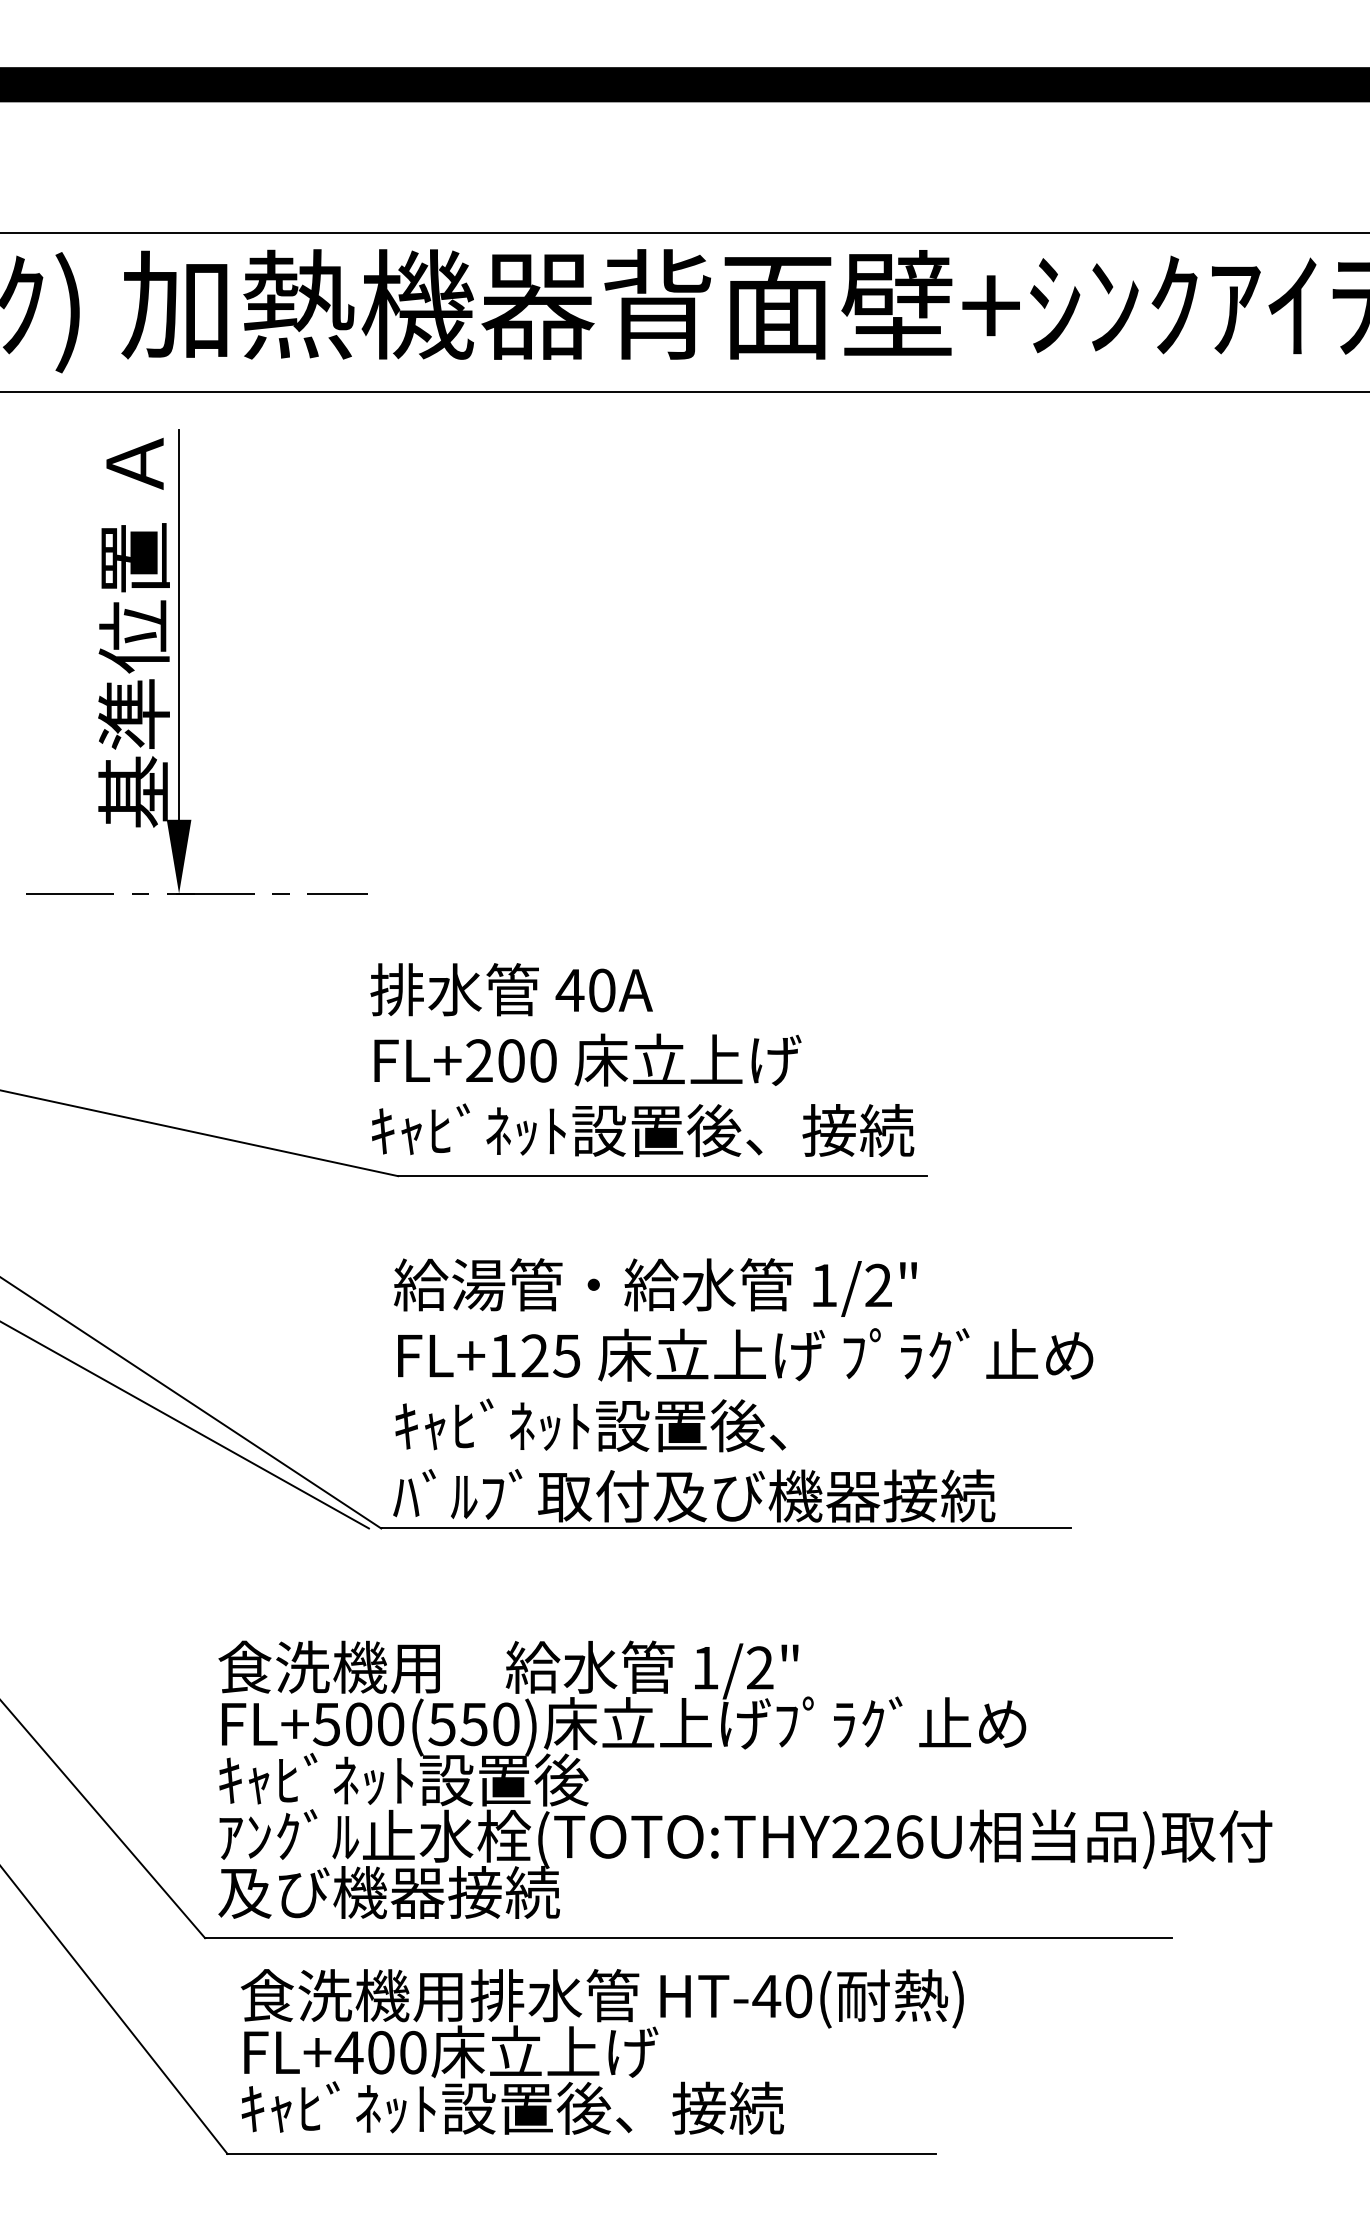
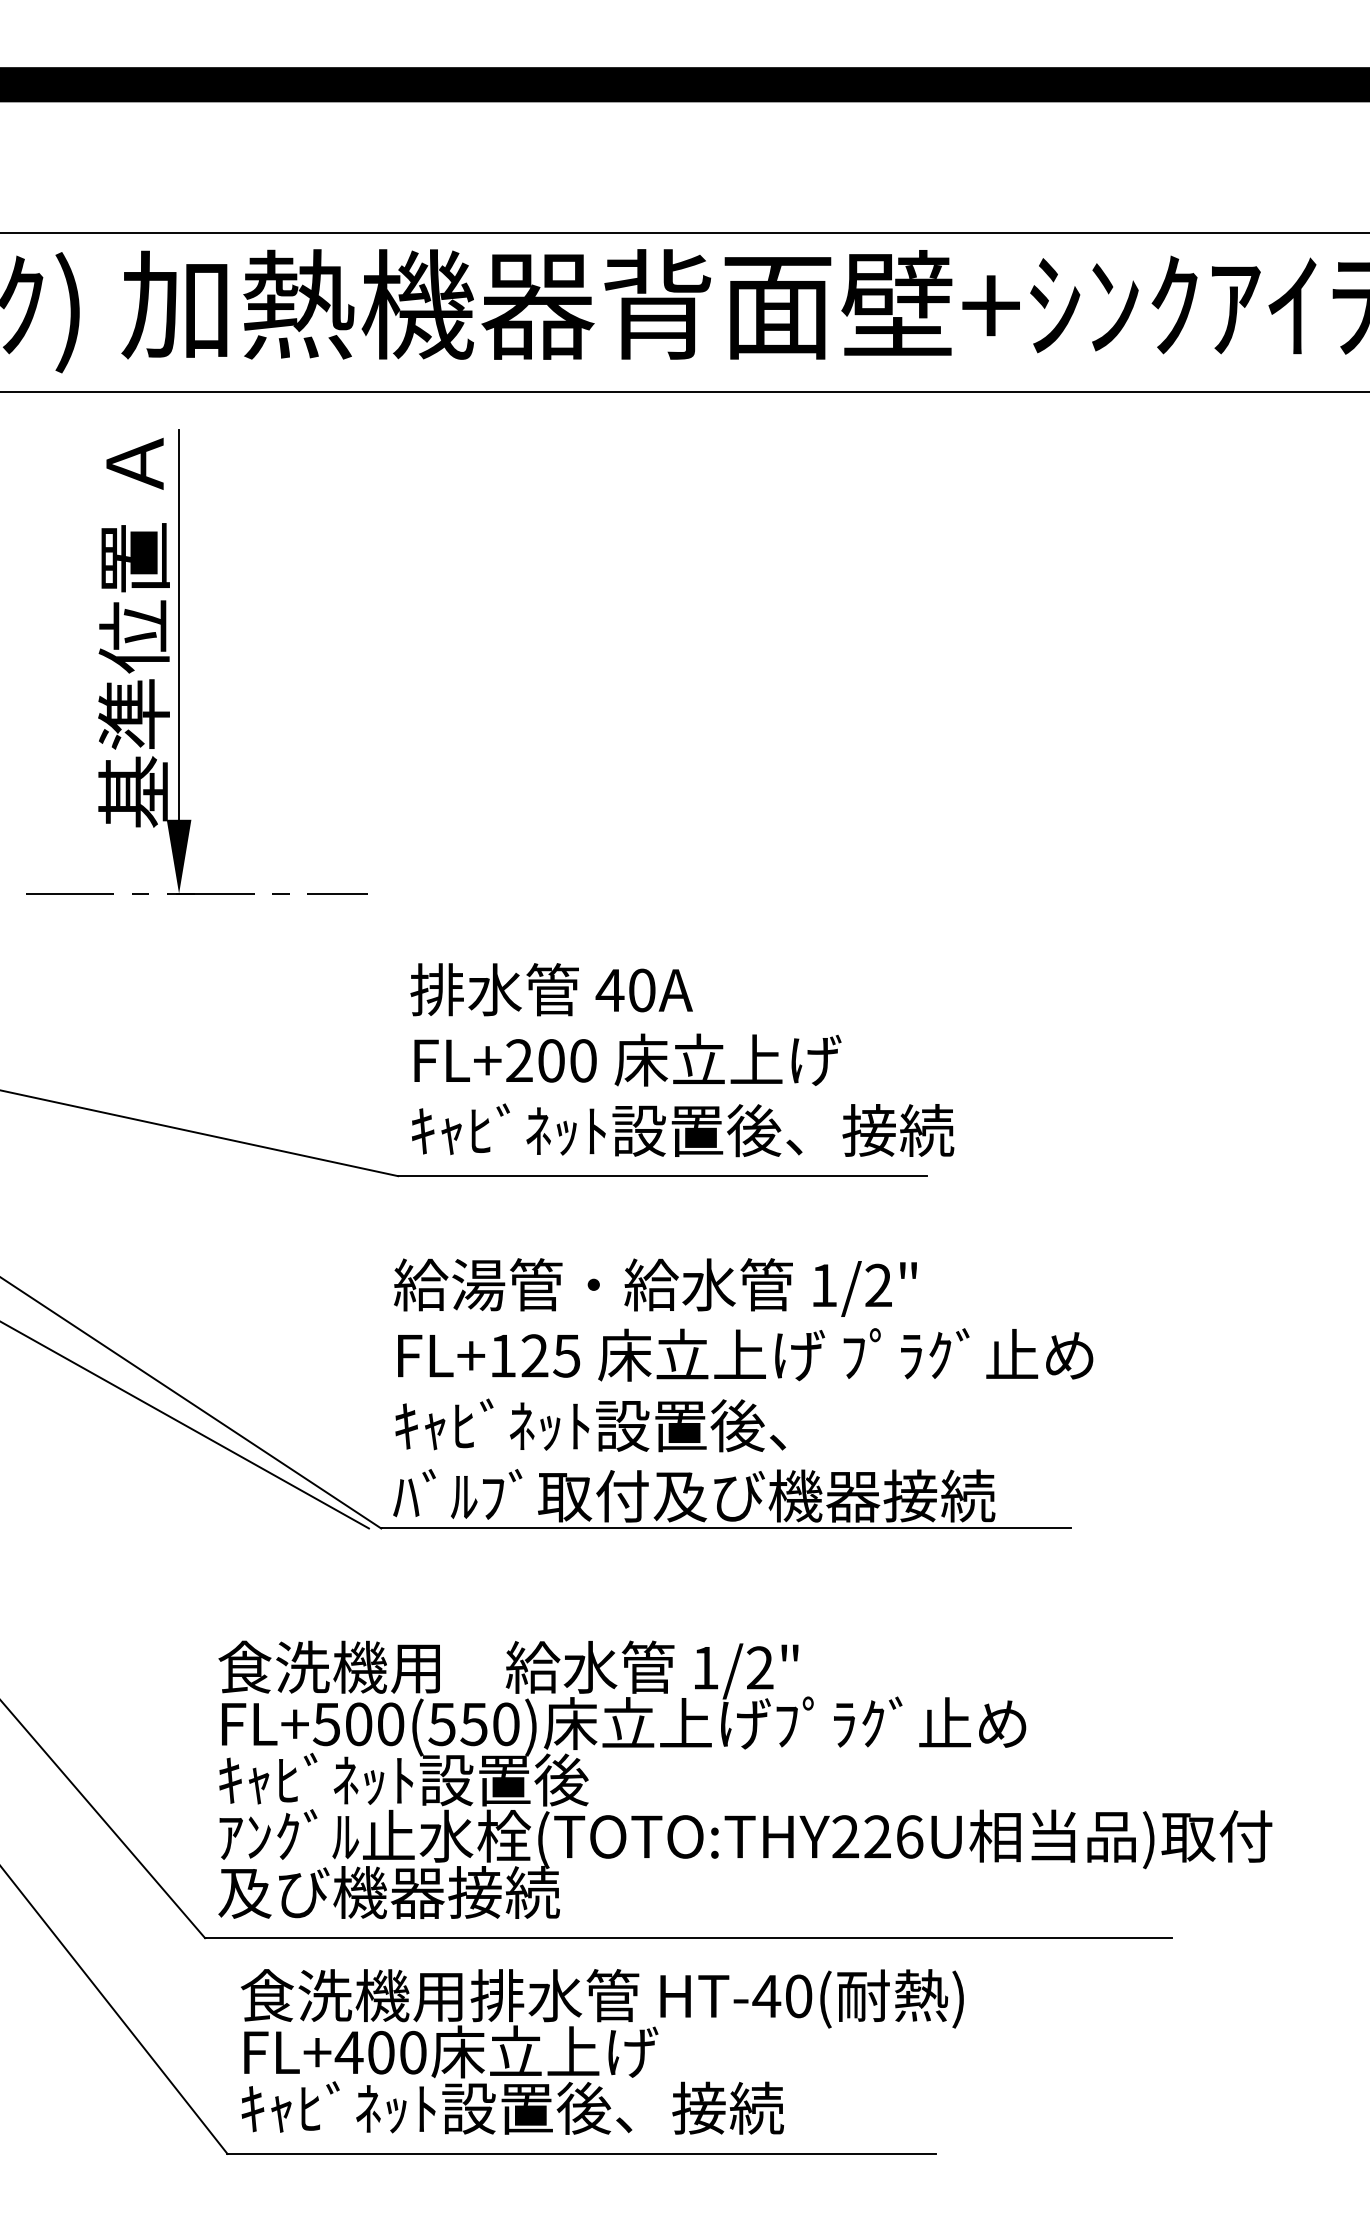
text position: (642, 1060) -> (682, 1060) (682, 1060)
